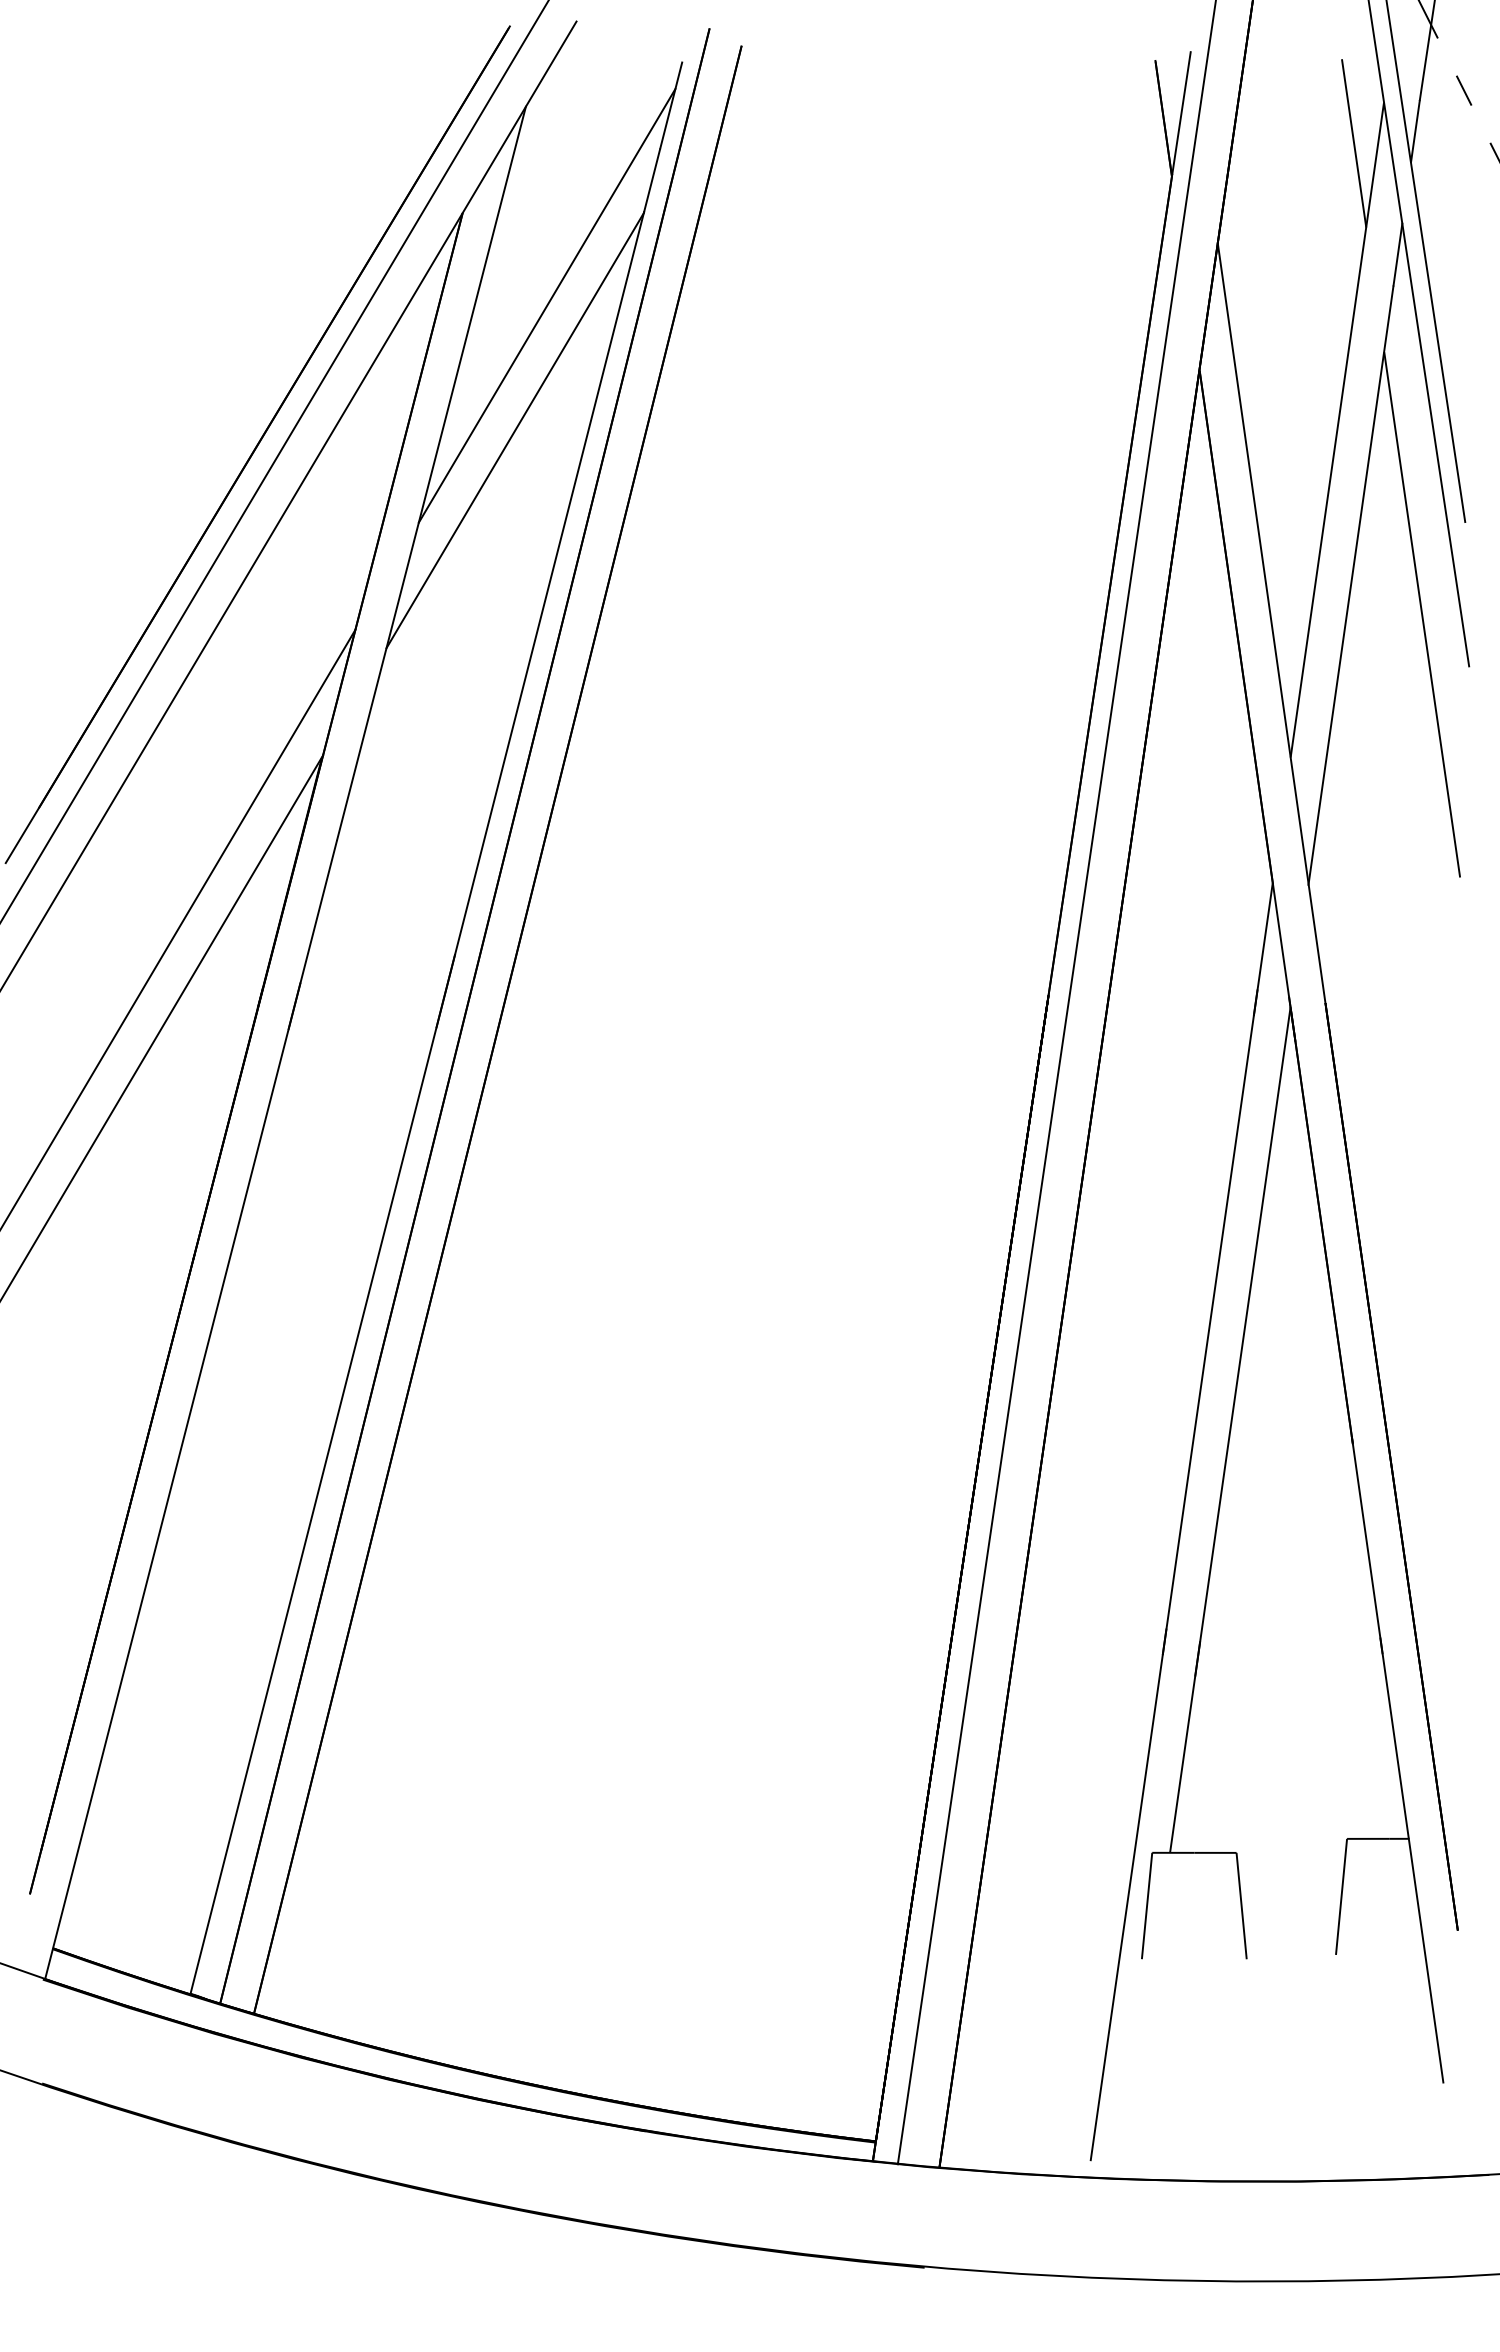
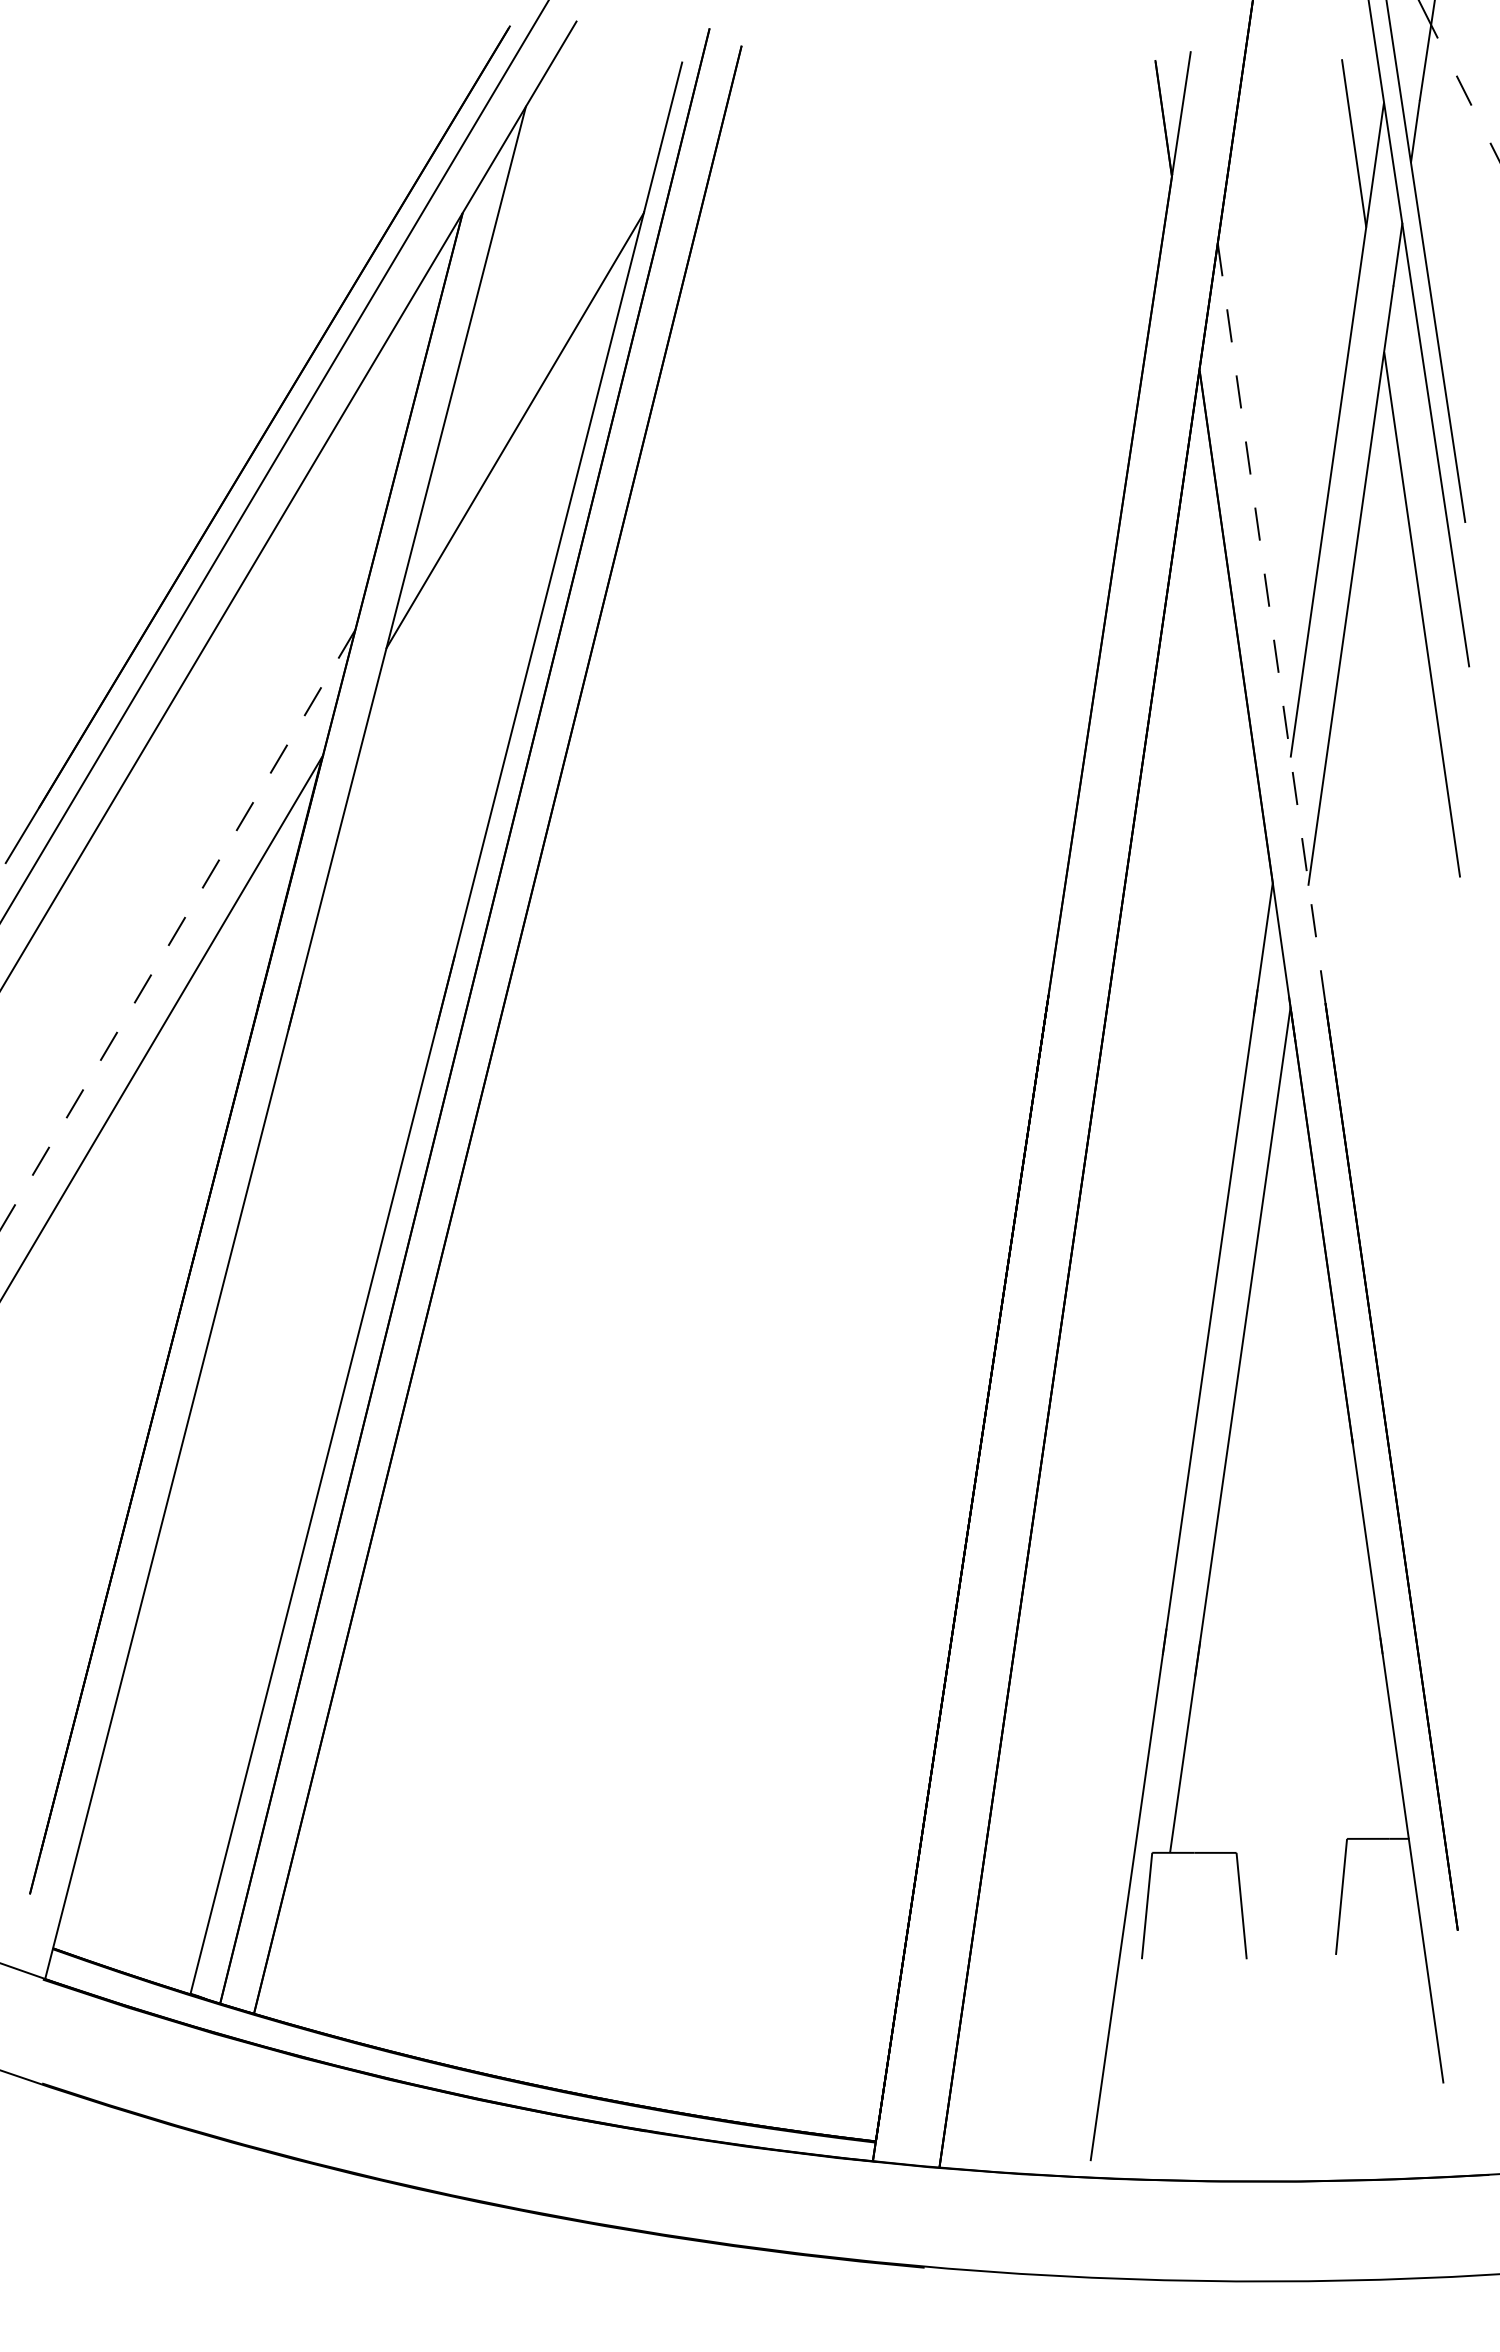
line: present -> none (546, 305)
line: solid -> dashed (1271, 623)
line: solid -> dashed (177, 930)
line: present -> none (1056, 1083)
